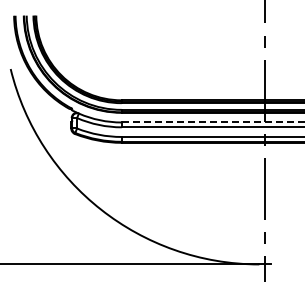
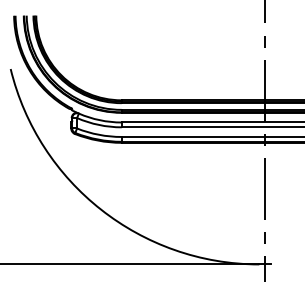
line: dashed -> solid (213, 122)
